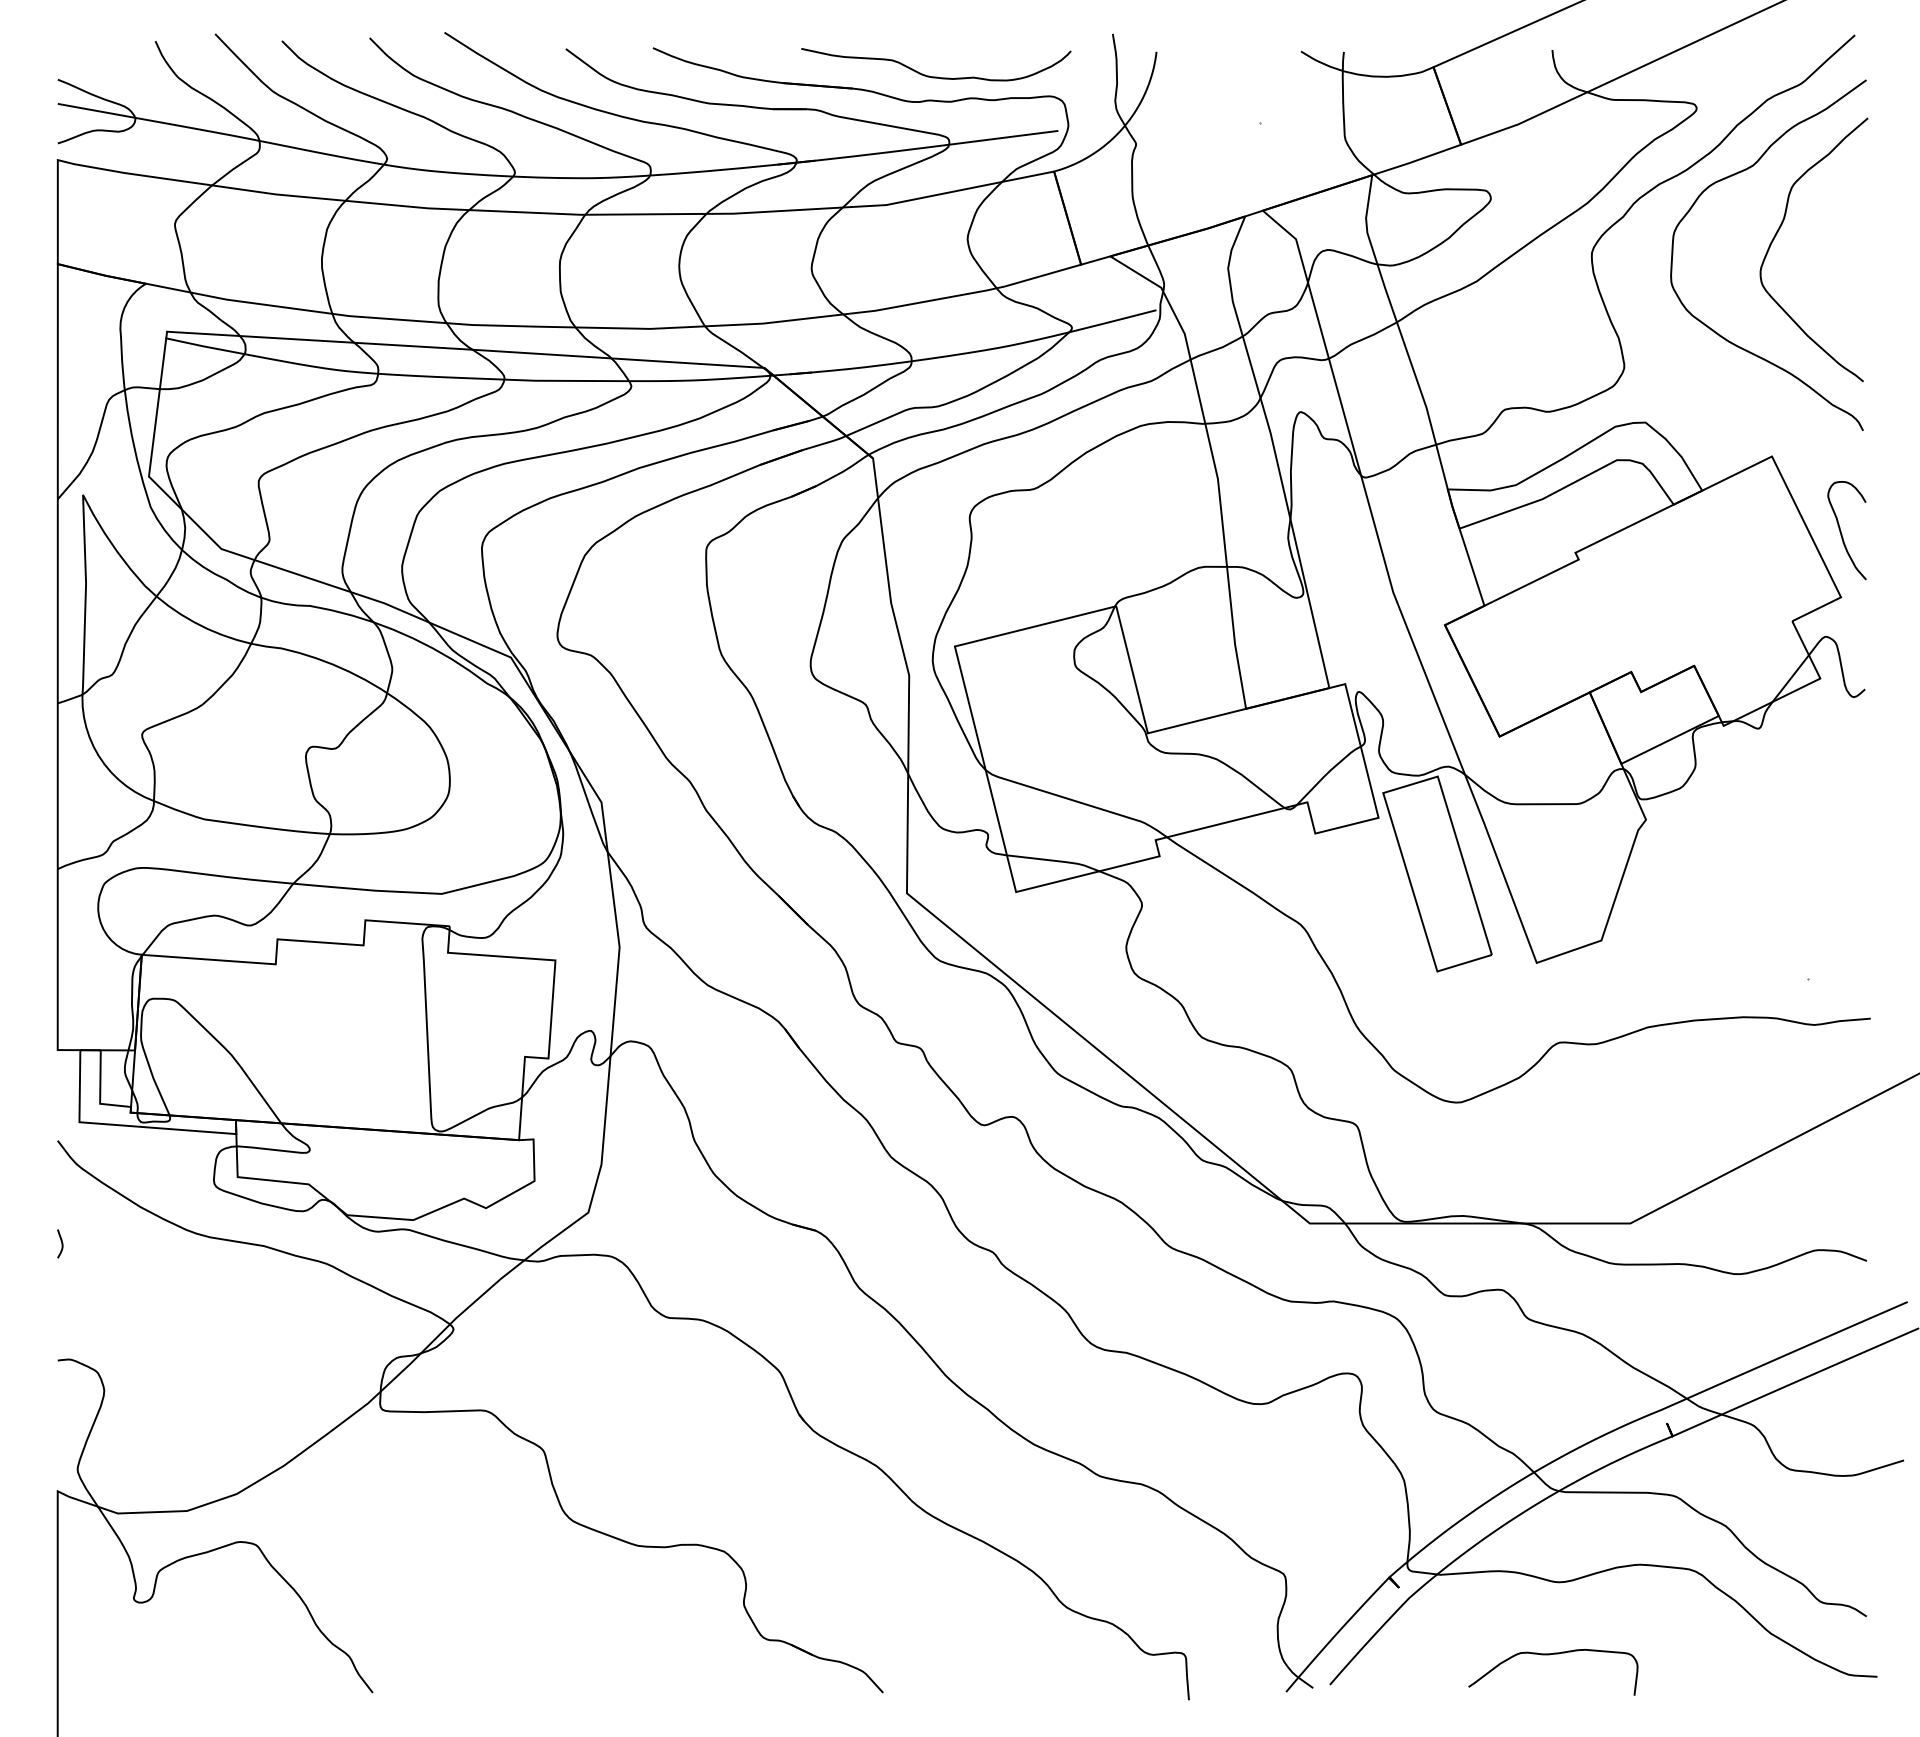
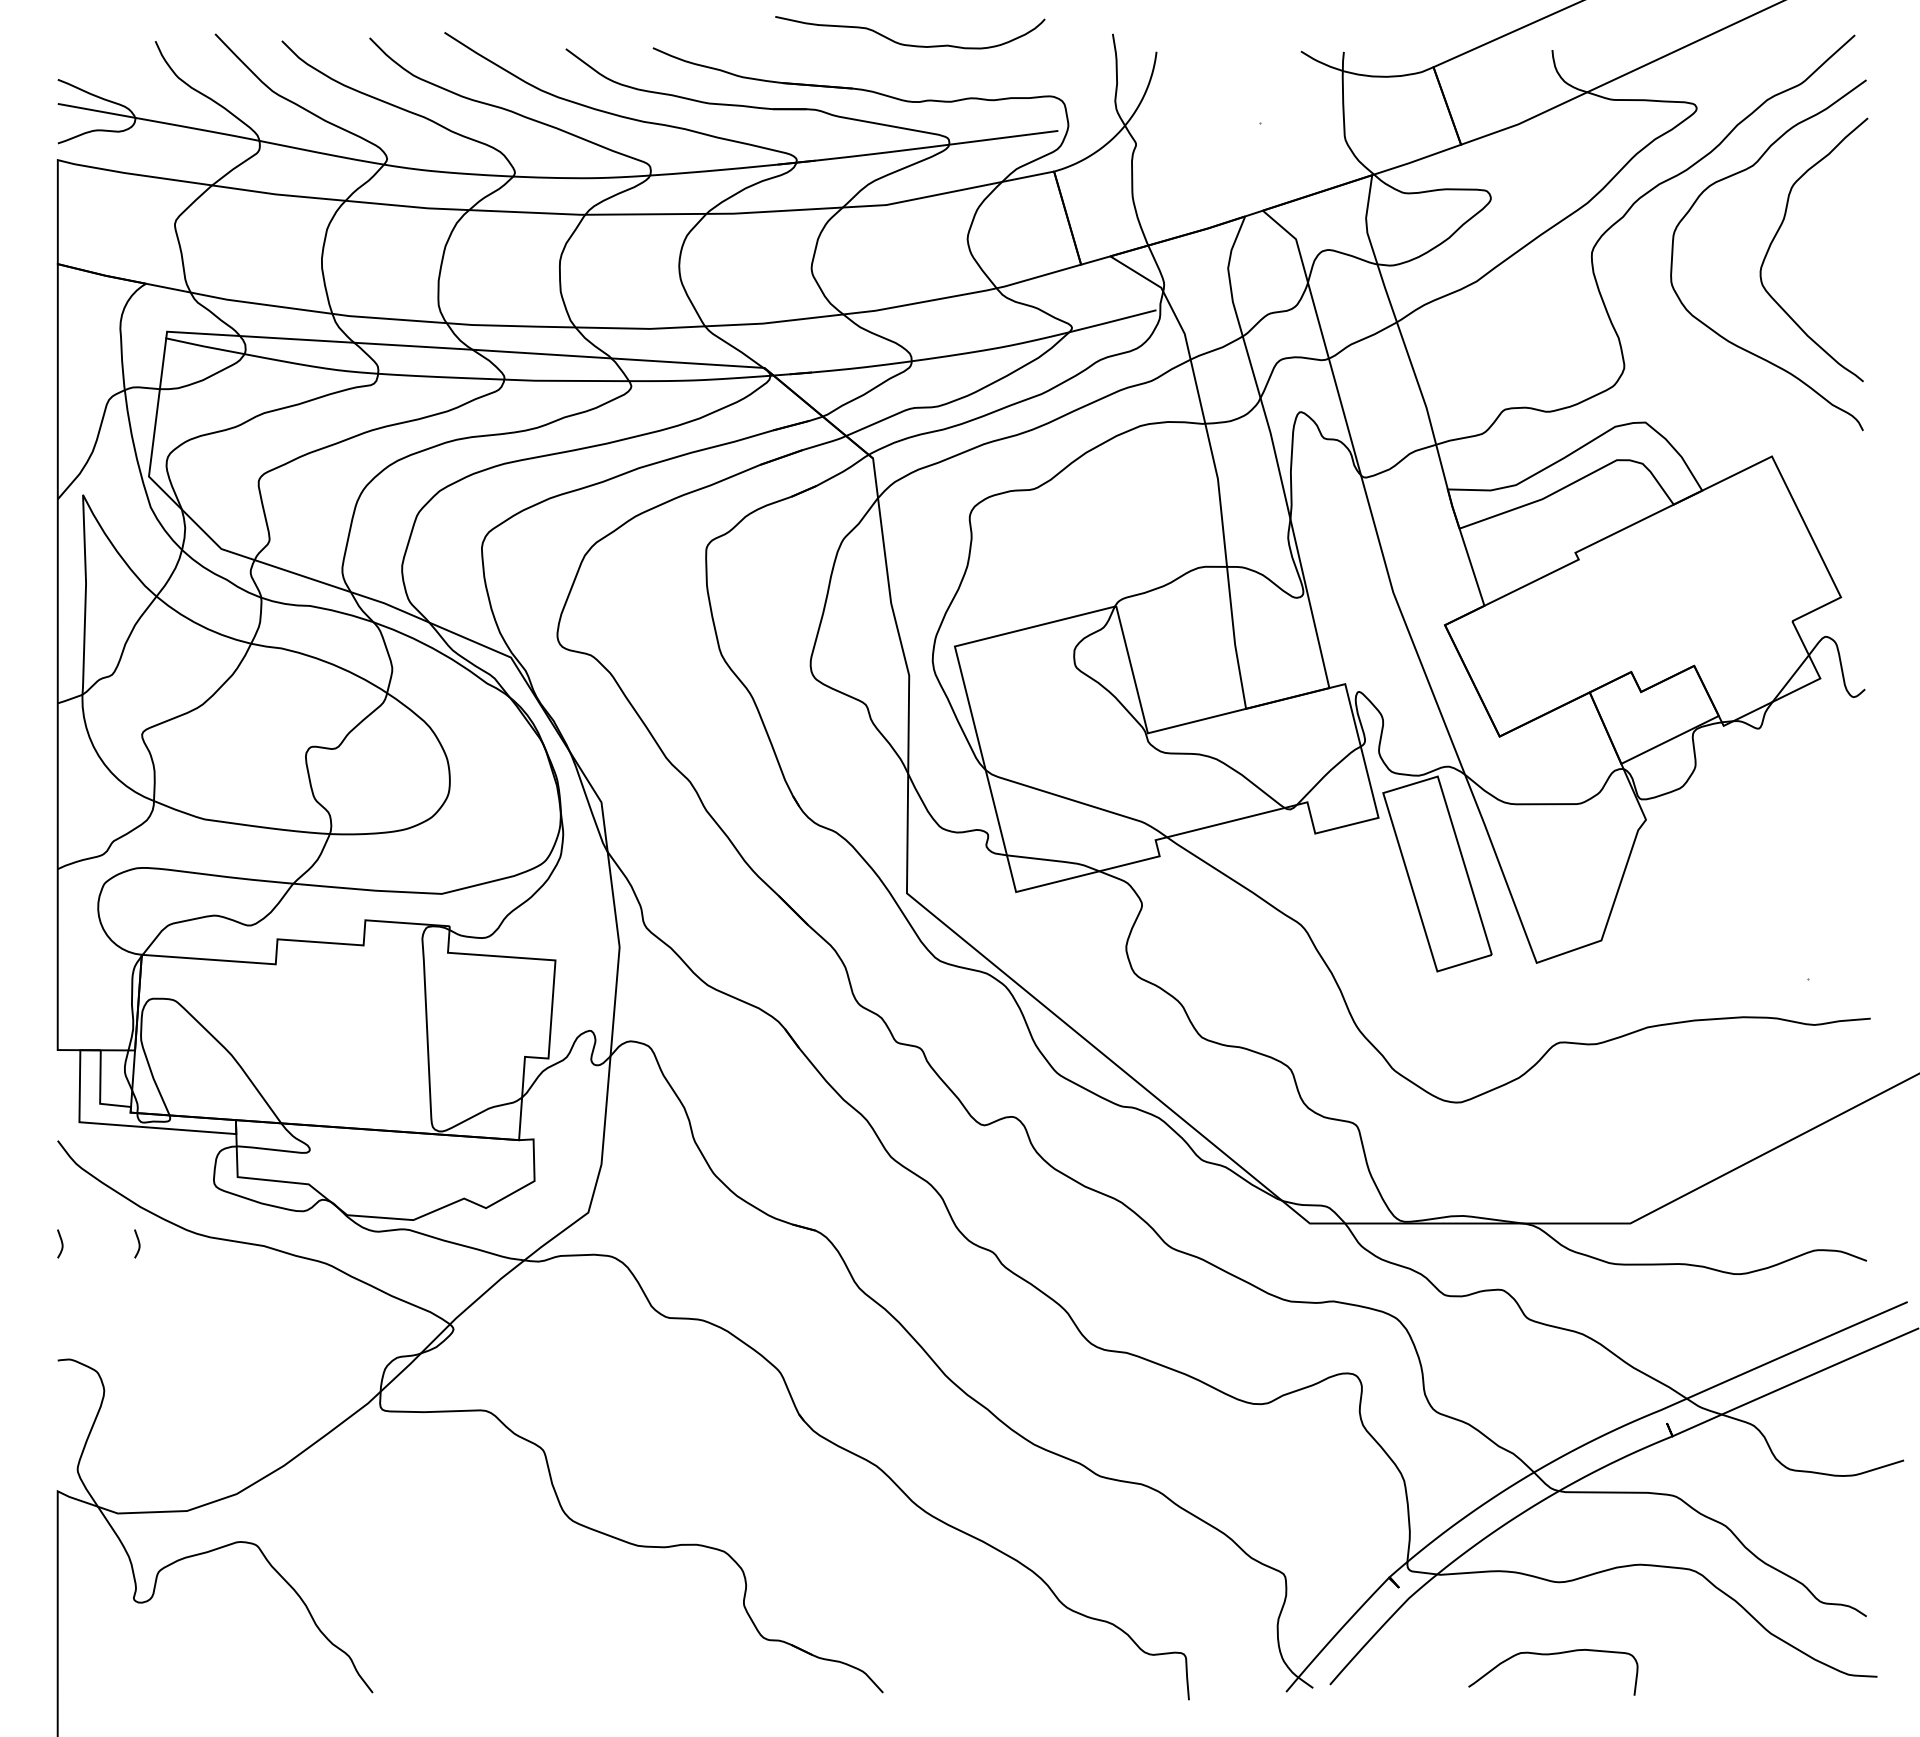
curve position: (936, 76) -> (910, 44) (910, 44)
curve: present -> none (1841, 530)
curve: none -> present (138, 1243)
